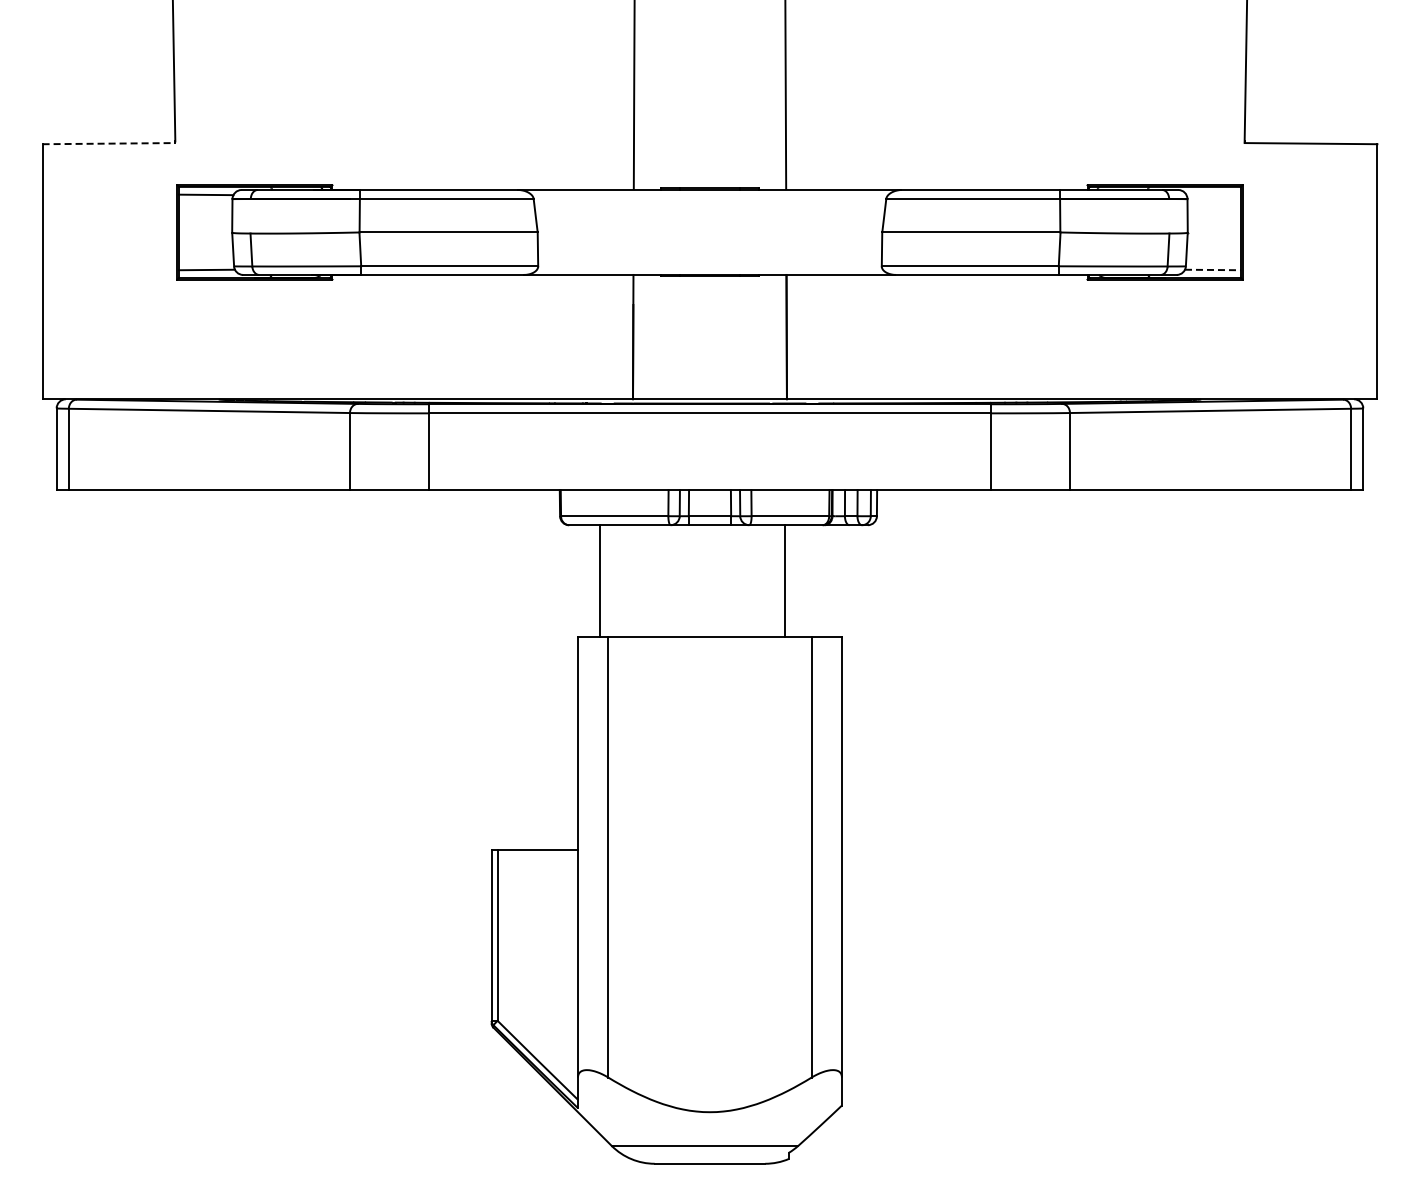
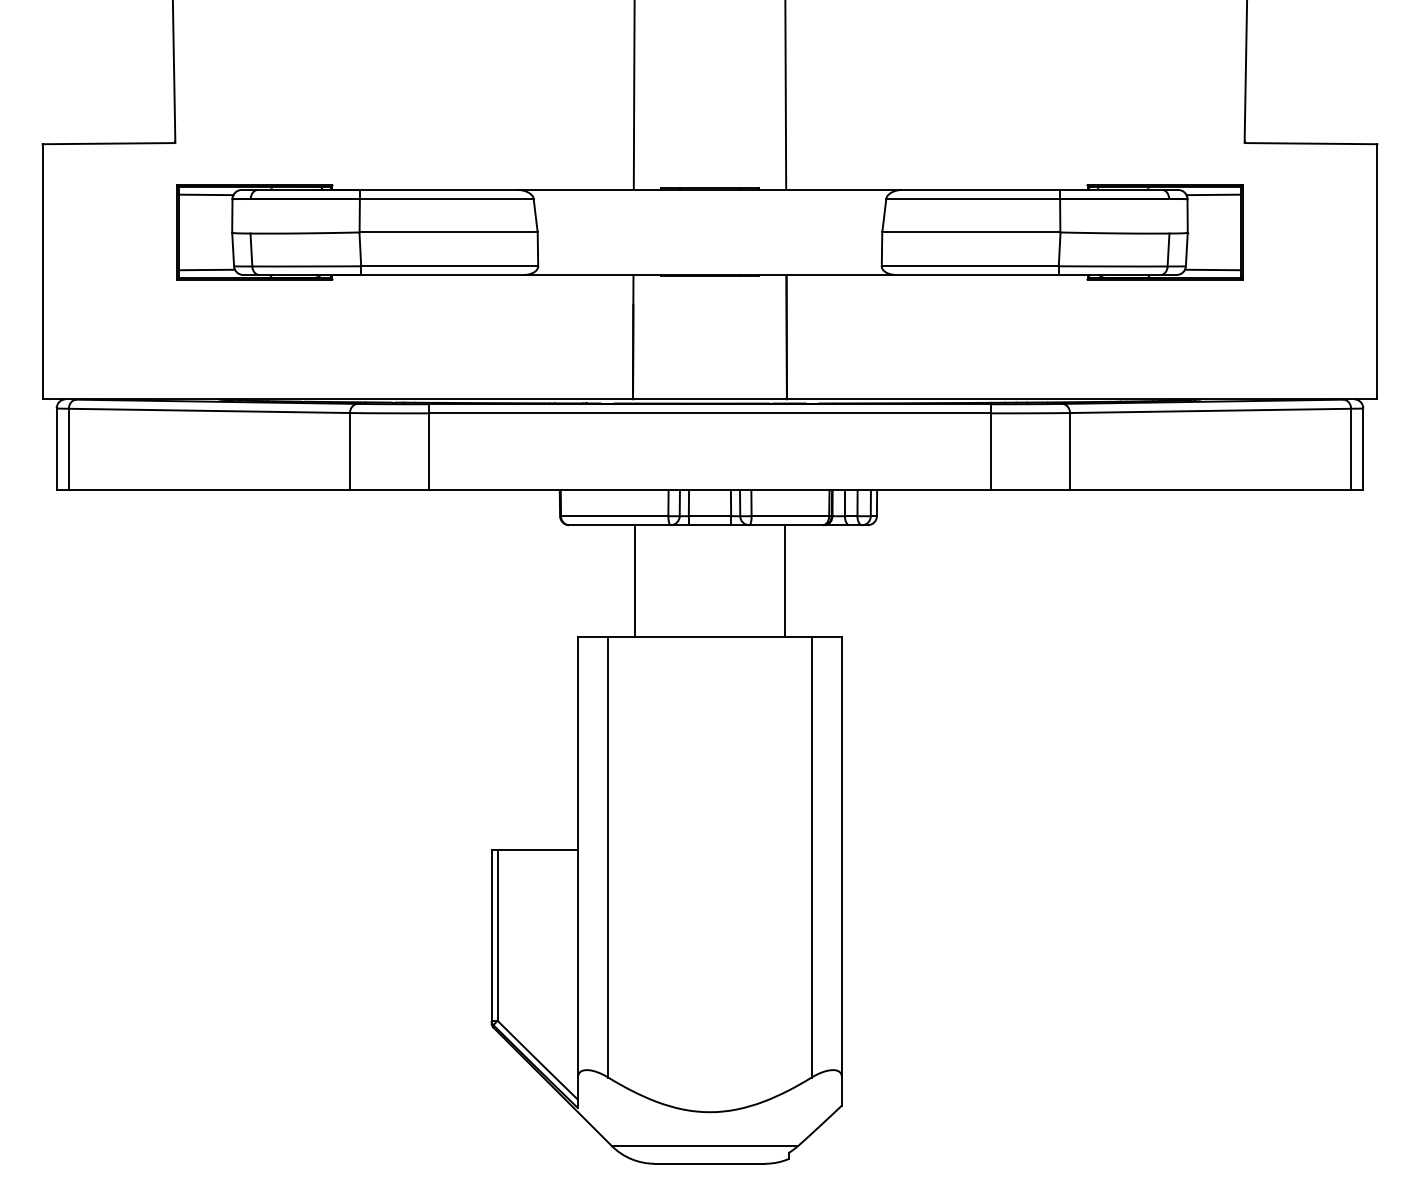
line: dashed -> solid (109, 143)
line: none -> present (1213, 194)
line: dashed -> solid (1212, 270)
line position: (600, 581) -> (635, 581) (635, 581)
